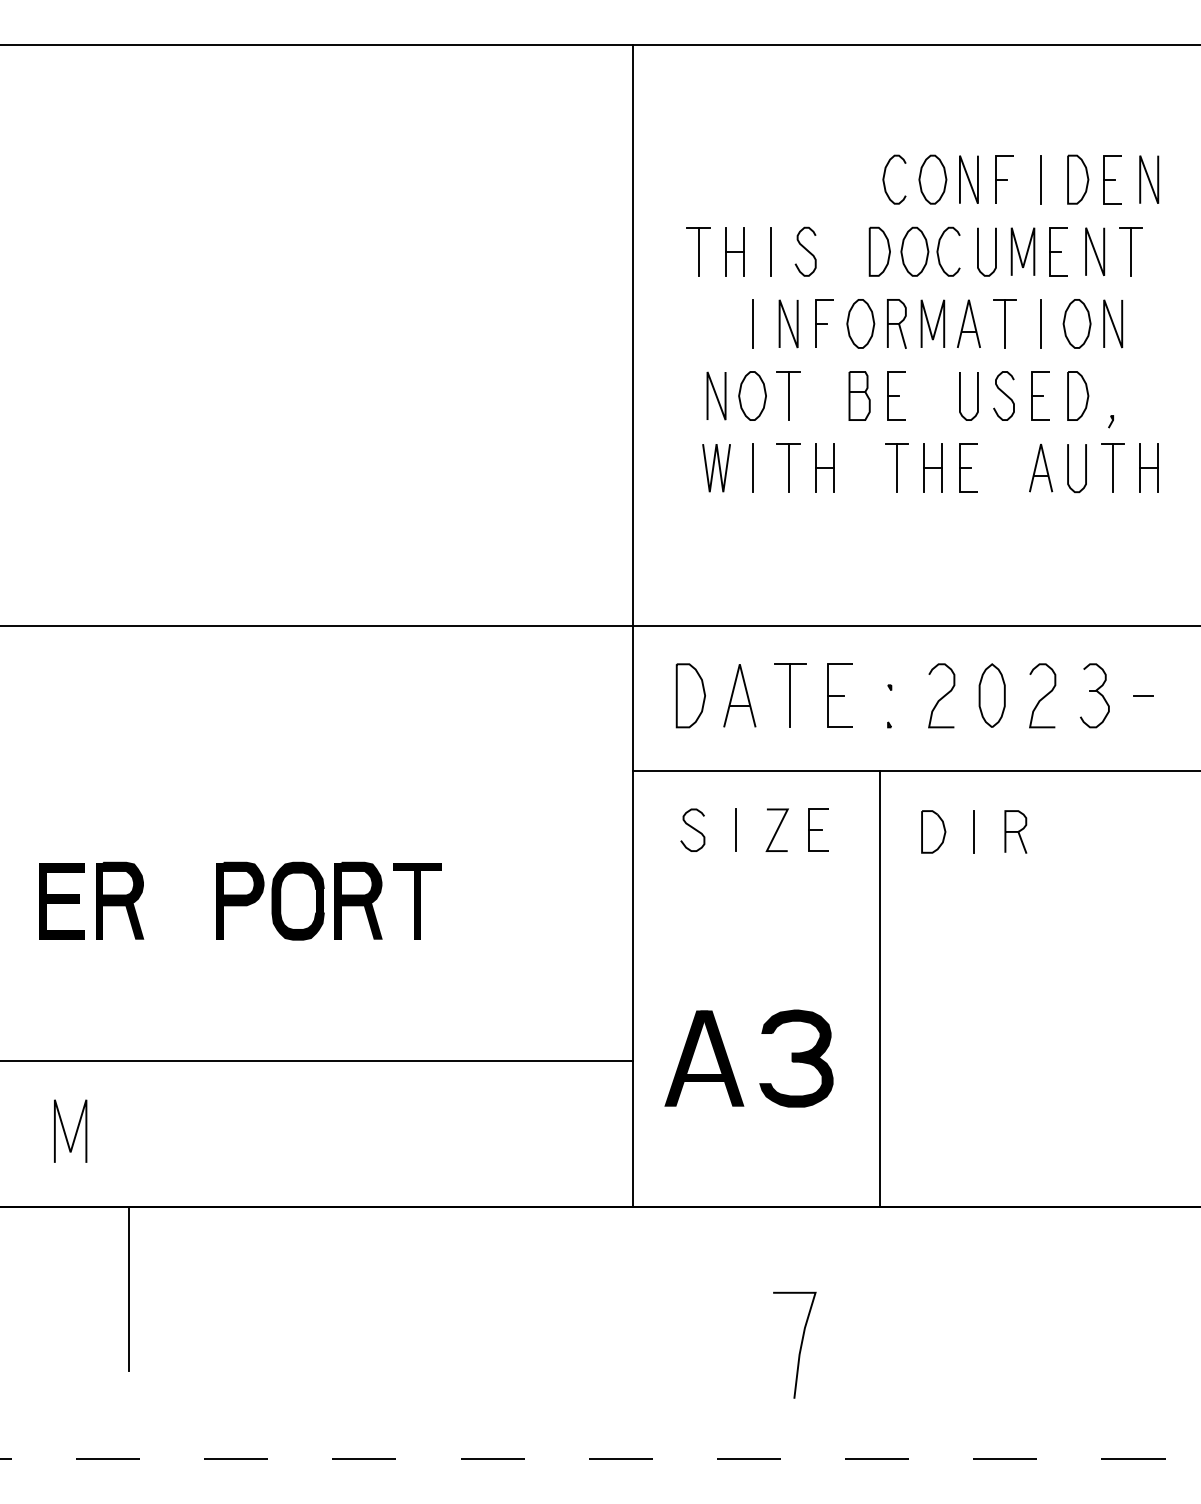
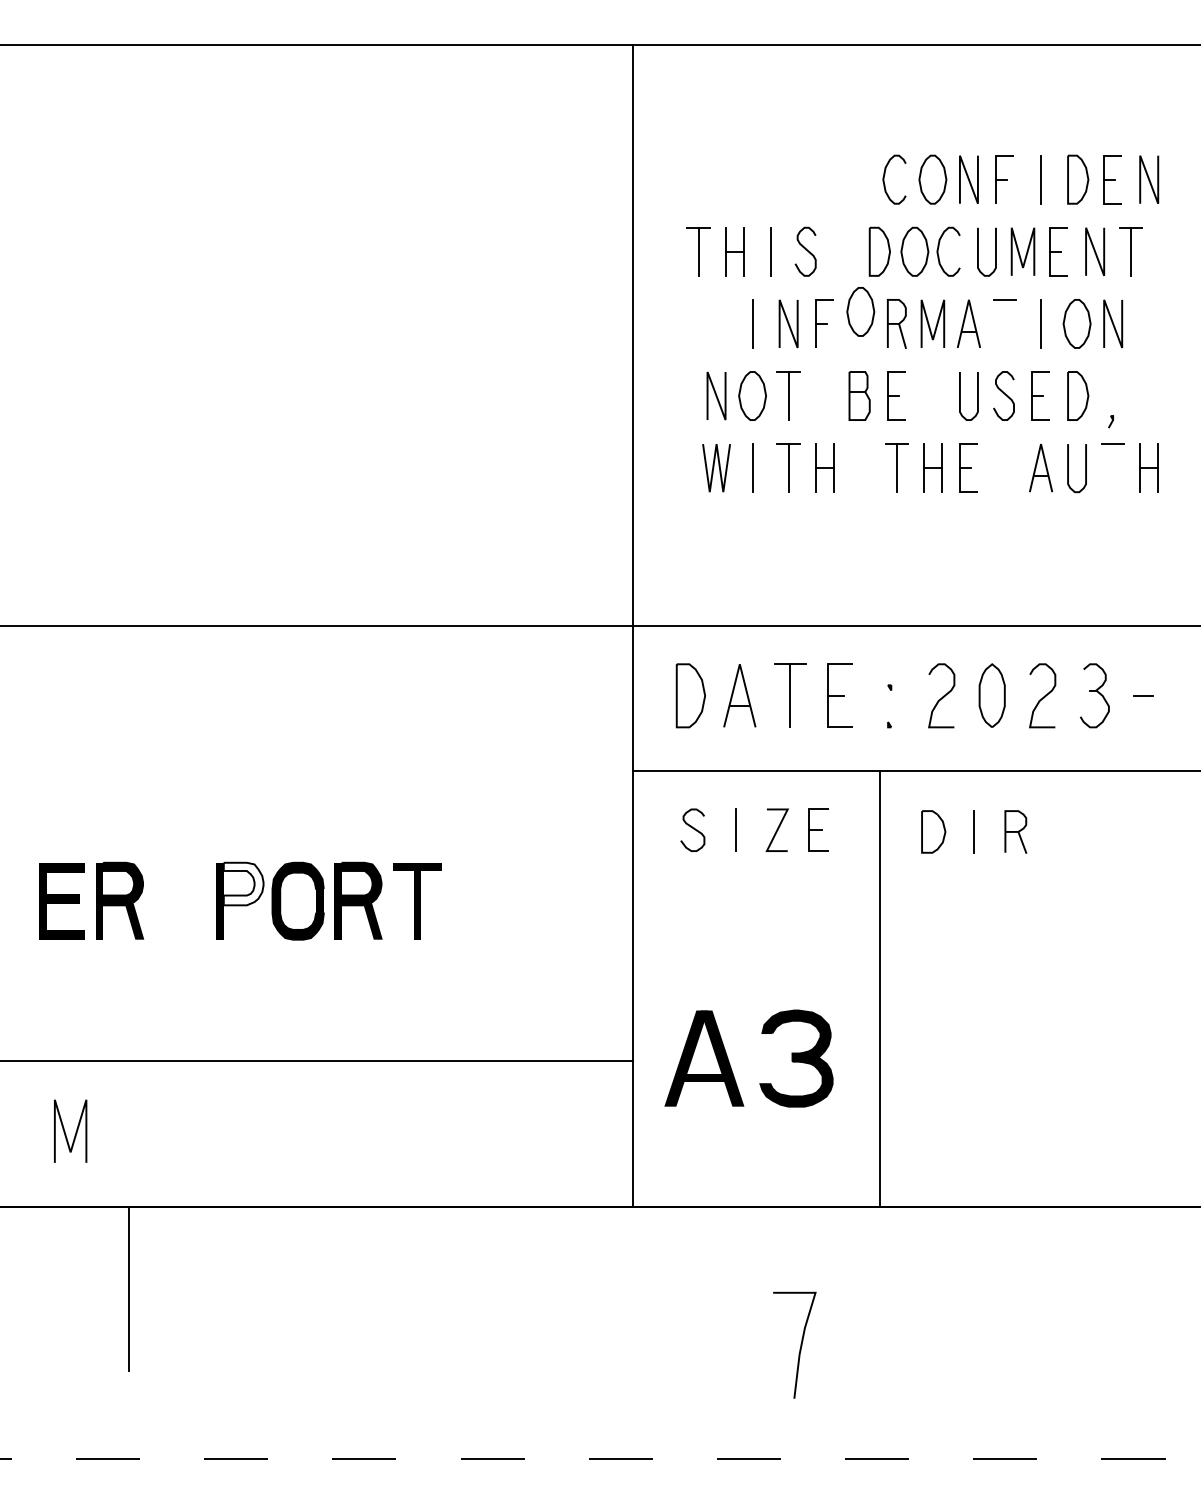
part position: (860, 323) -> (860, 311) (860, 311)
line: present -> none (1005, 323)
line: present -> none (1113, 468)
fill: present -> none (243, 883)
